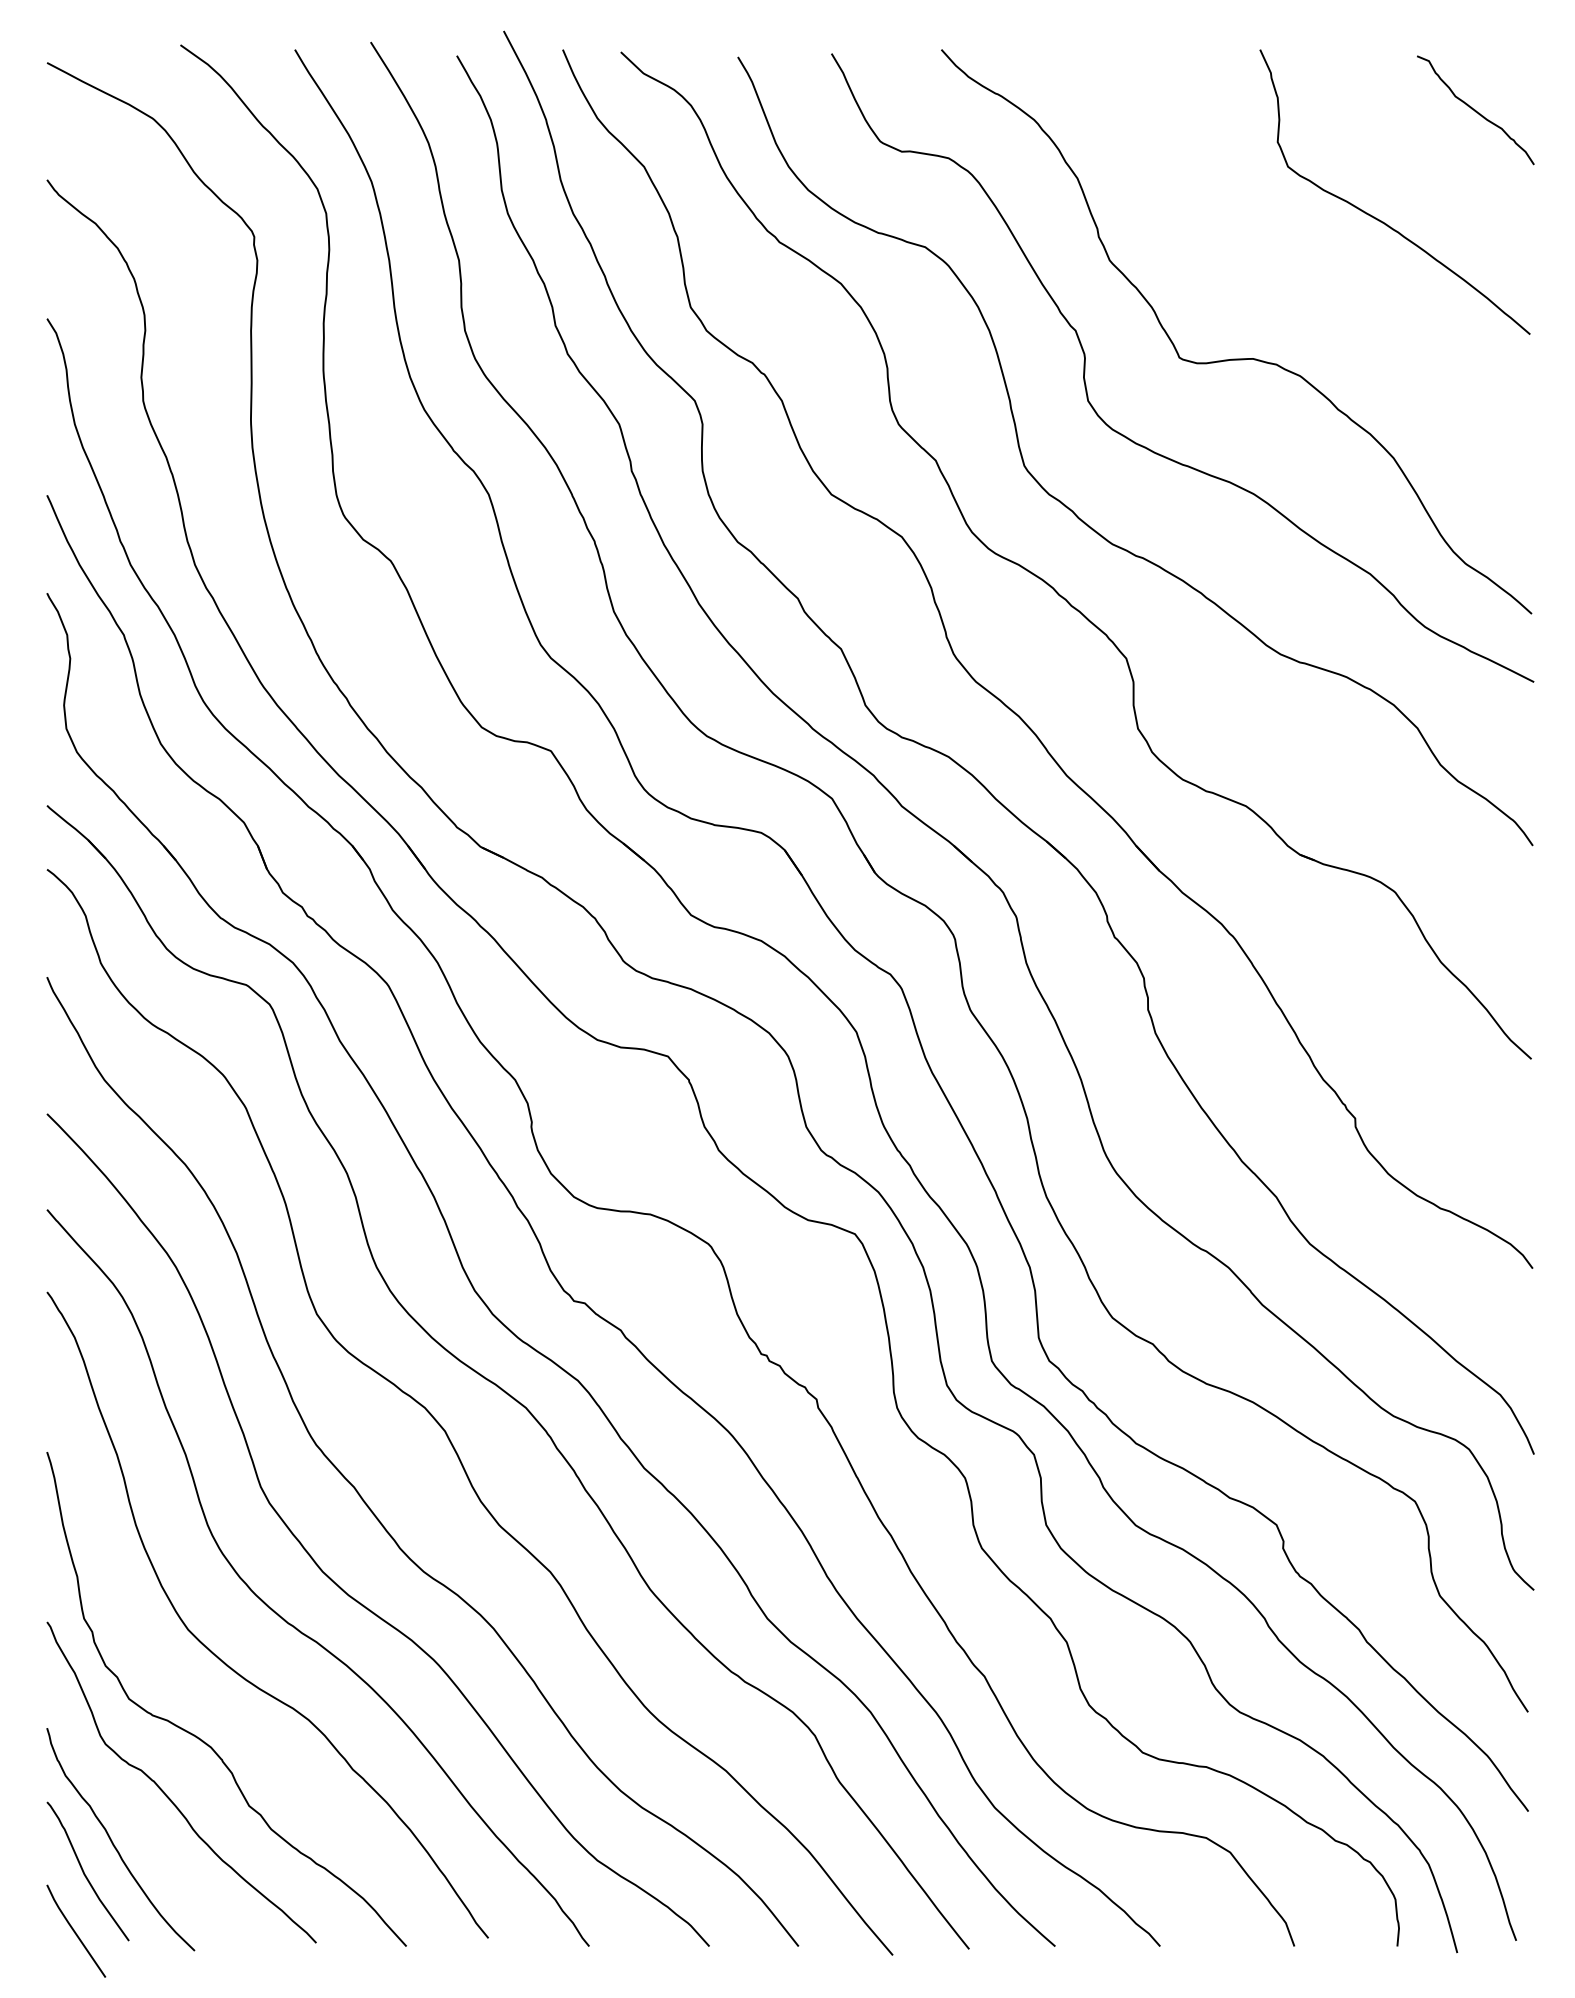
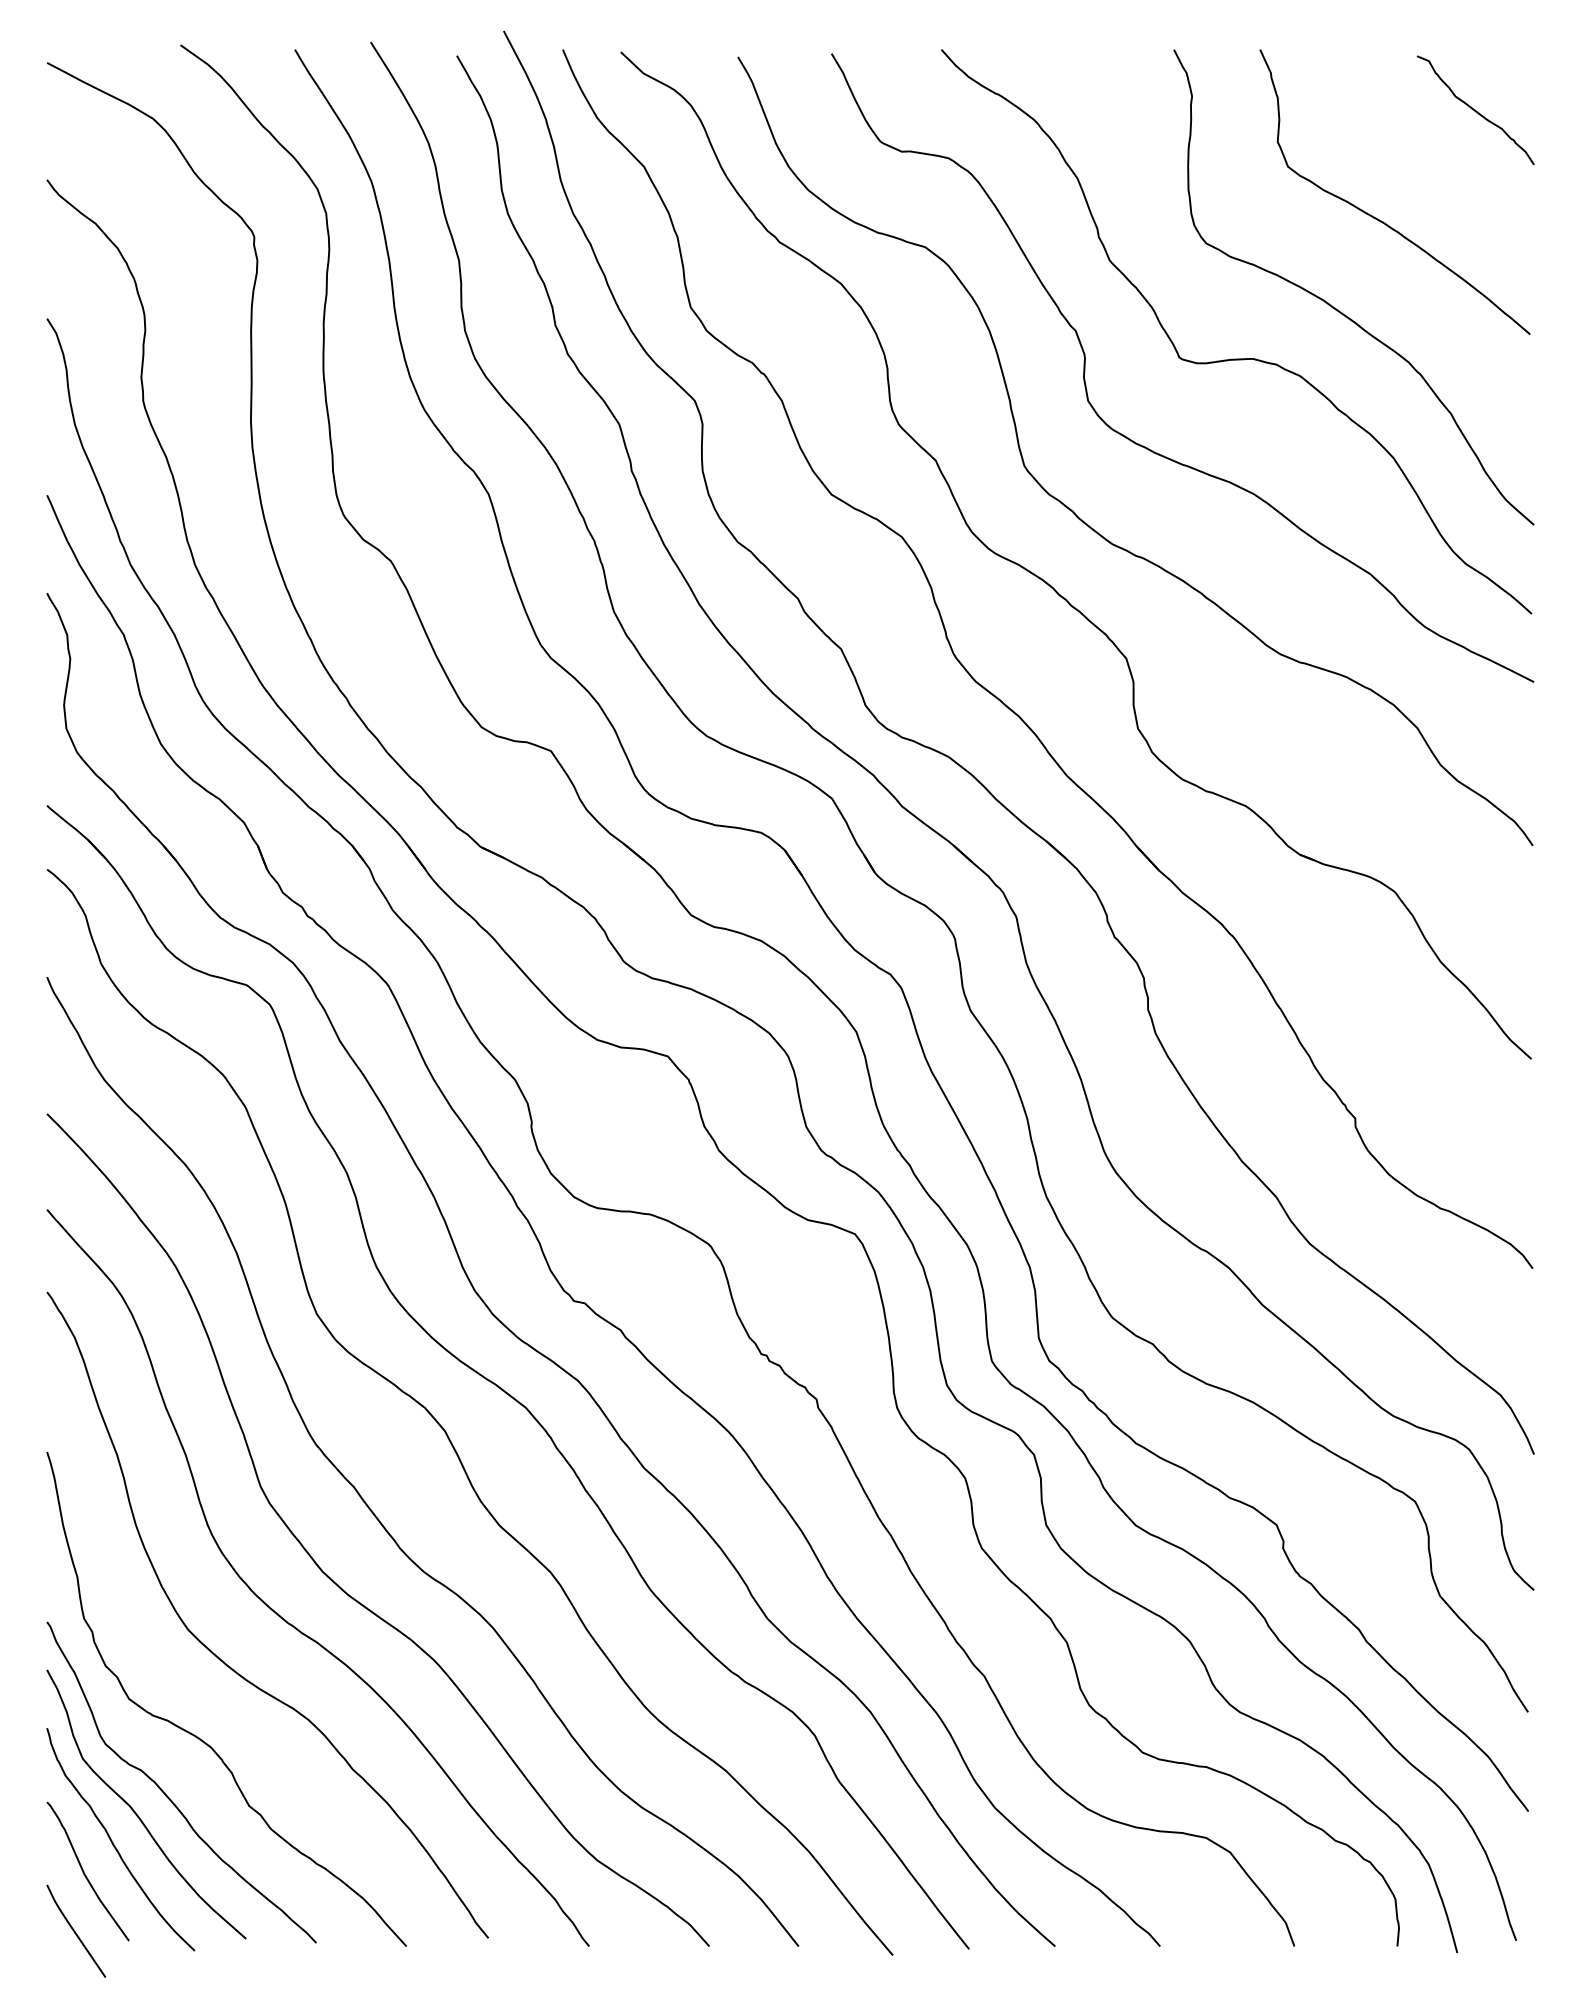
curve: none -> present (1335, 307)
curve: none -> present (136, 1812)
